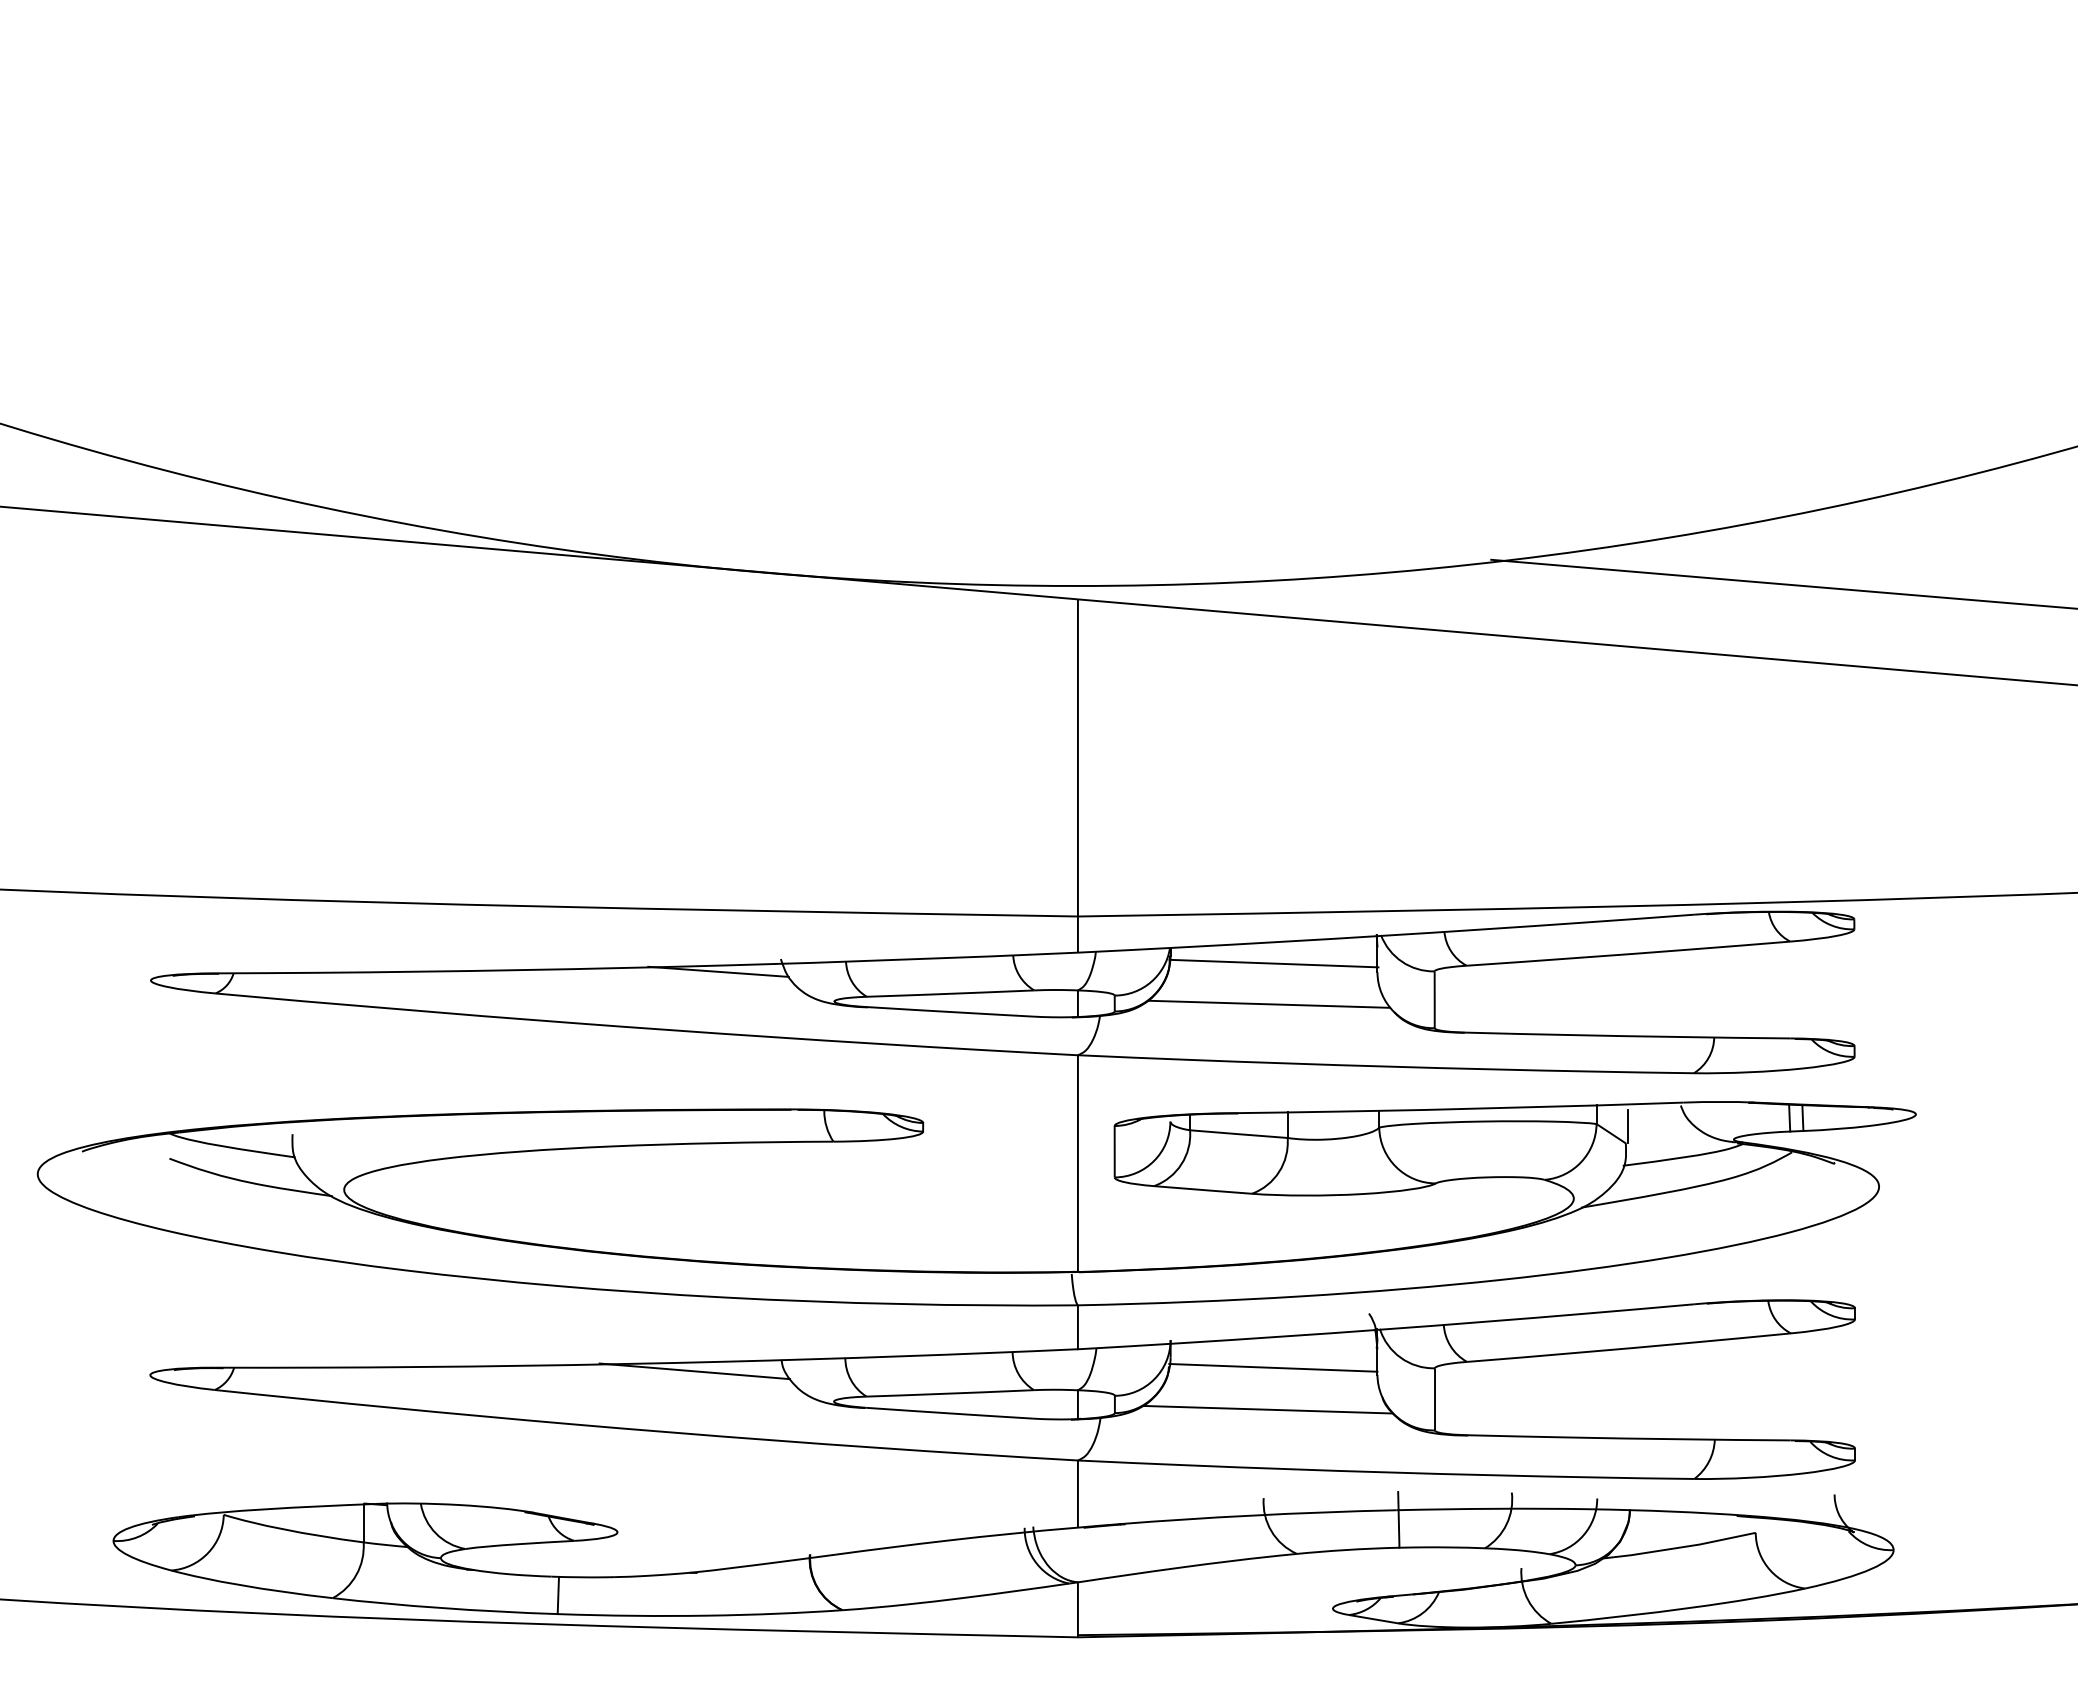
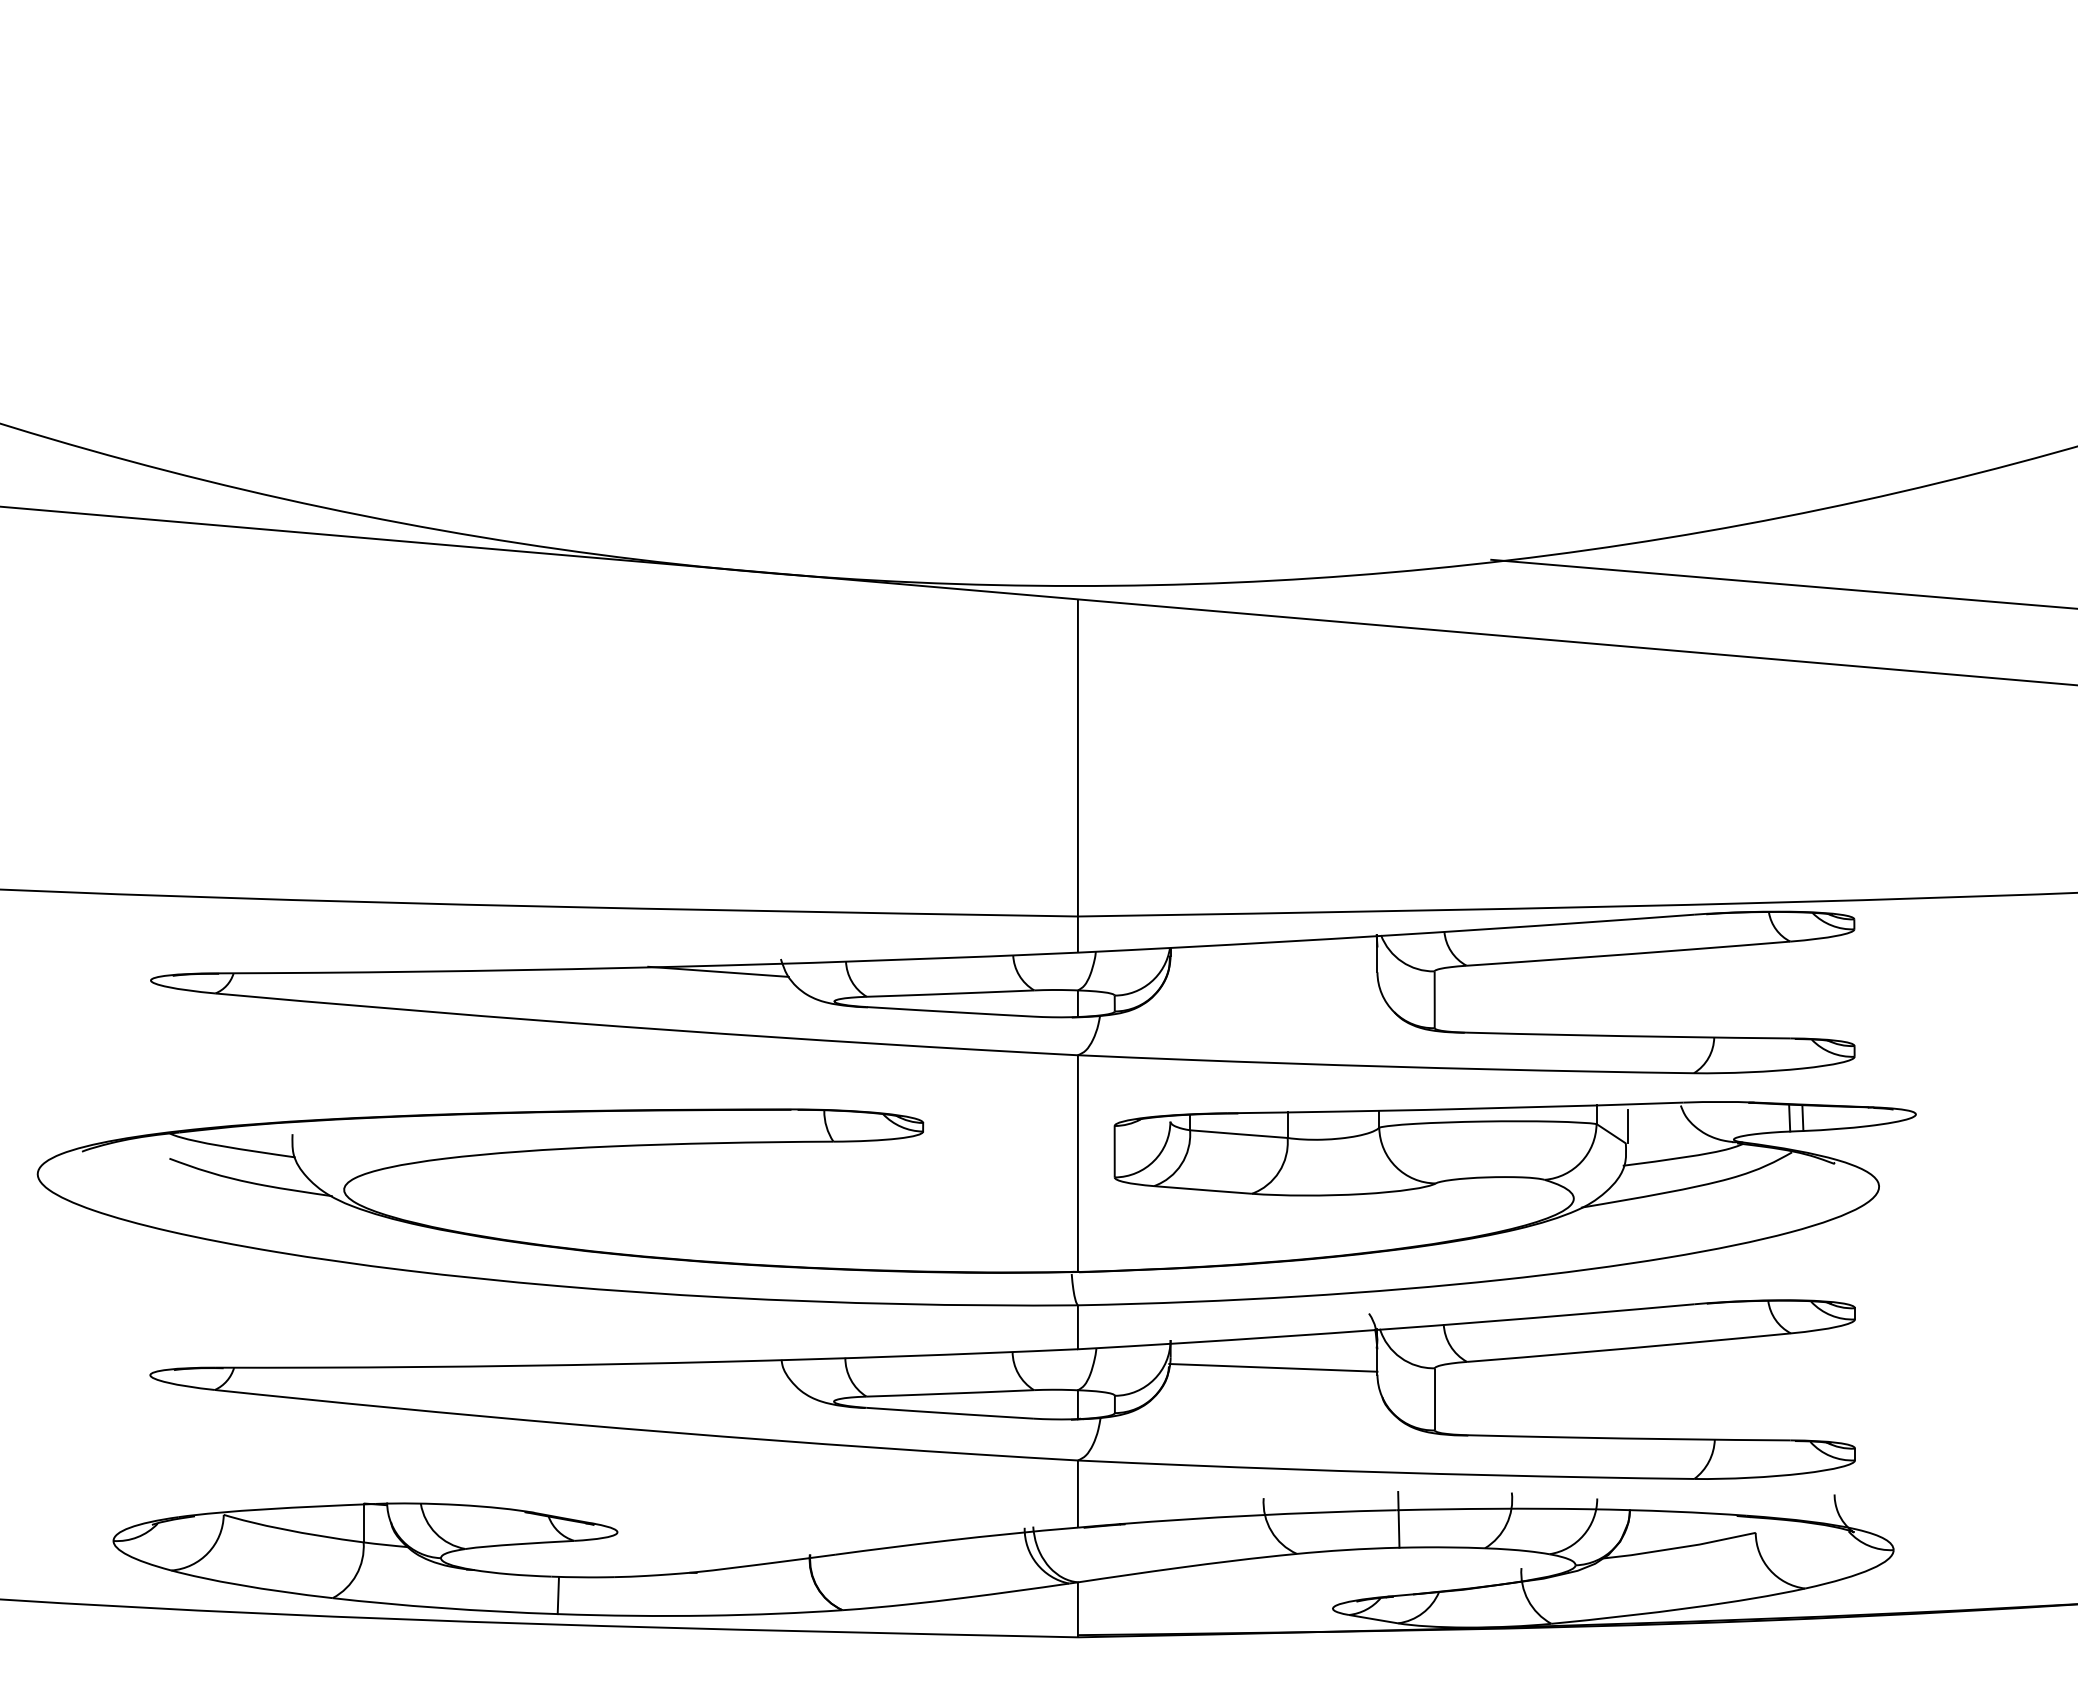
line: present -> none (1273, 963)
line: present -> none (1269, 1003)
line: present -> none (694, 1371)
line: present -> none (1267, 1409)
